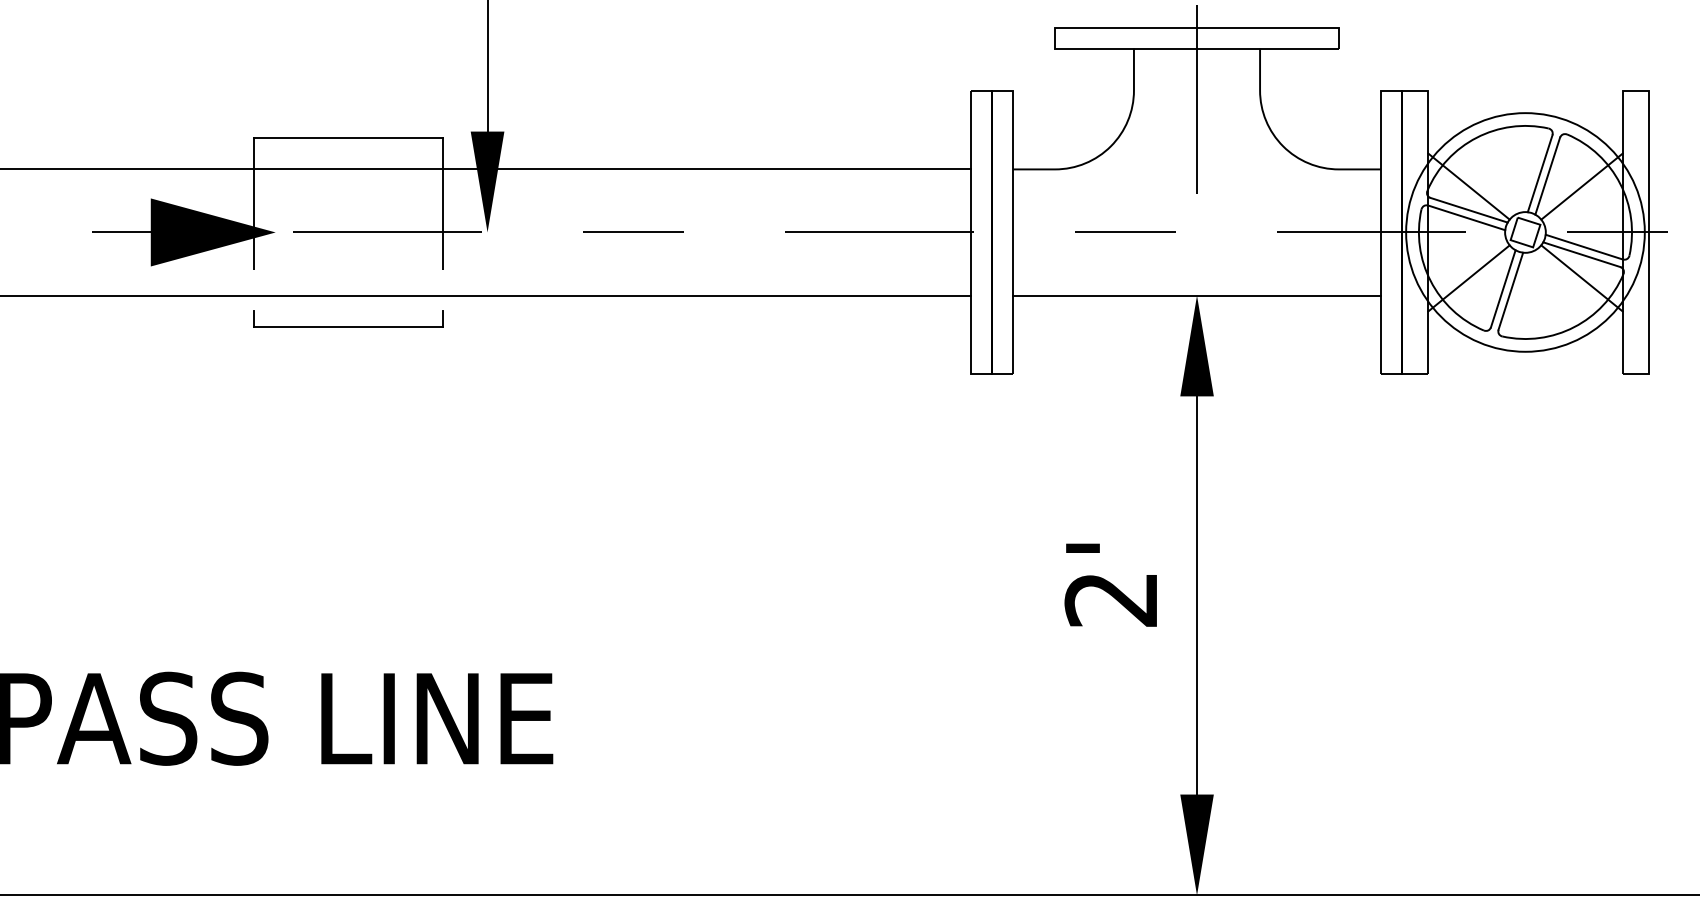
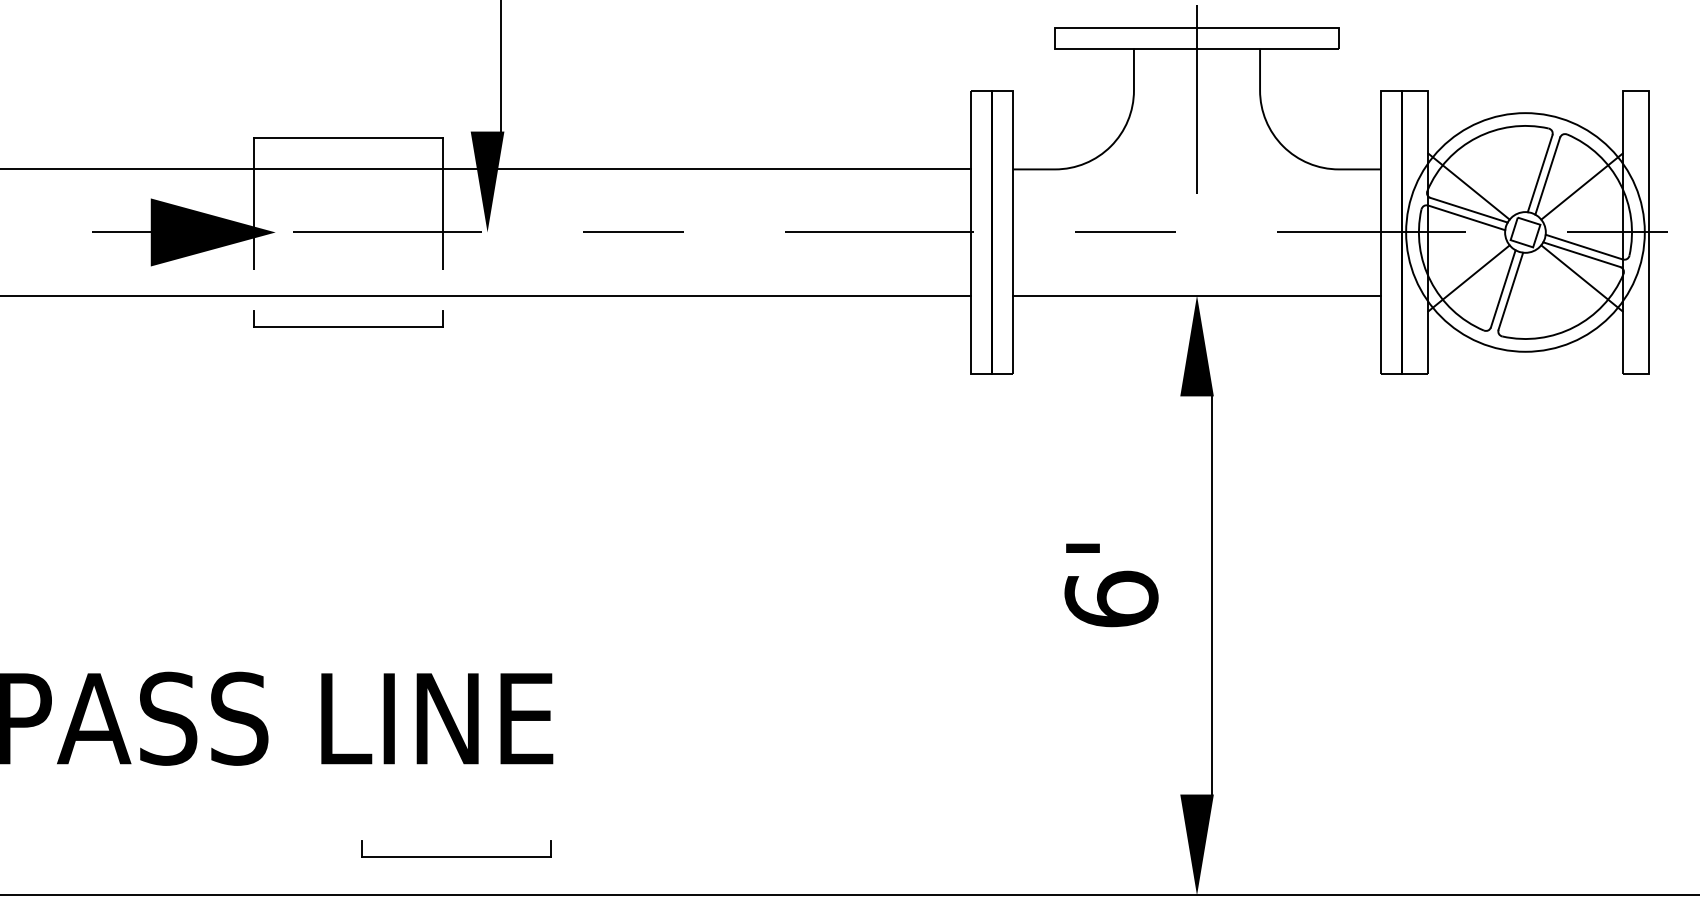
line position: (487, 66) -> (500, 66) (500, 66)
line position: (1197, 595) -> (1212, 595) (1212, 595)
text: 2' -> 6' (1111, 598)
part: none -> present (456, 856)
